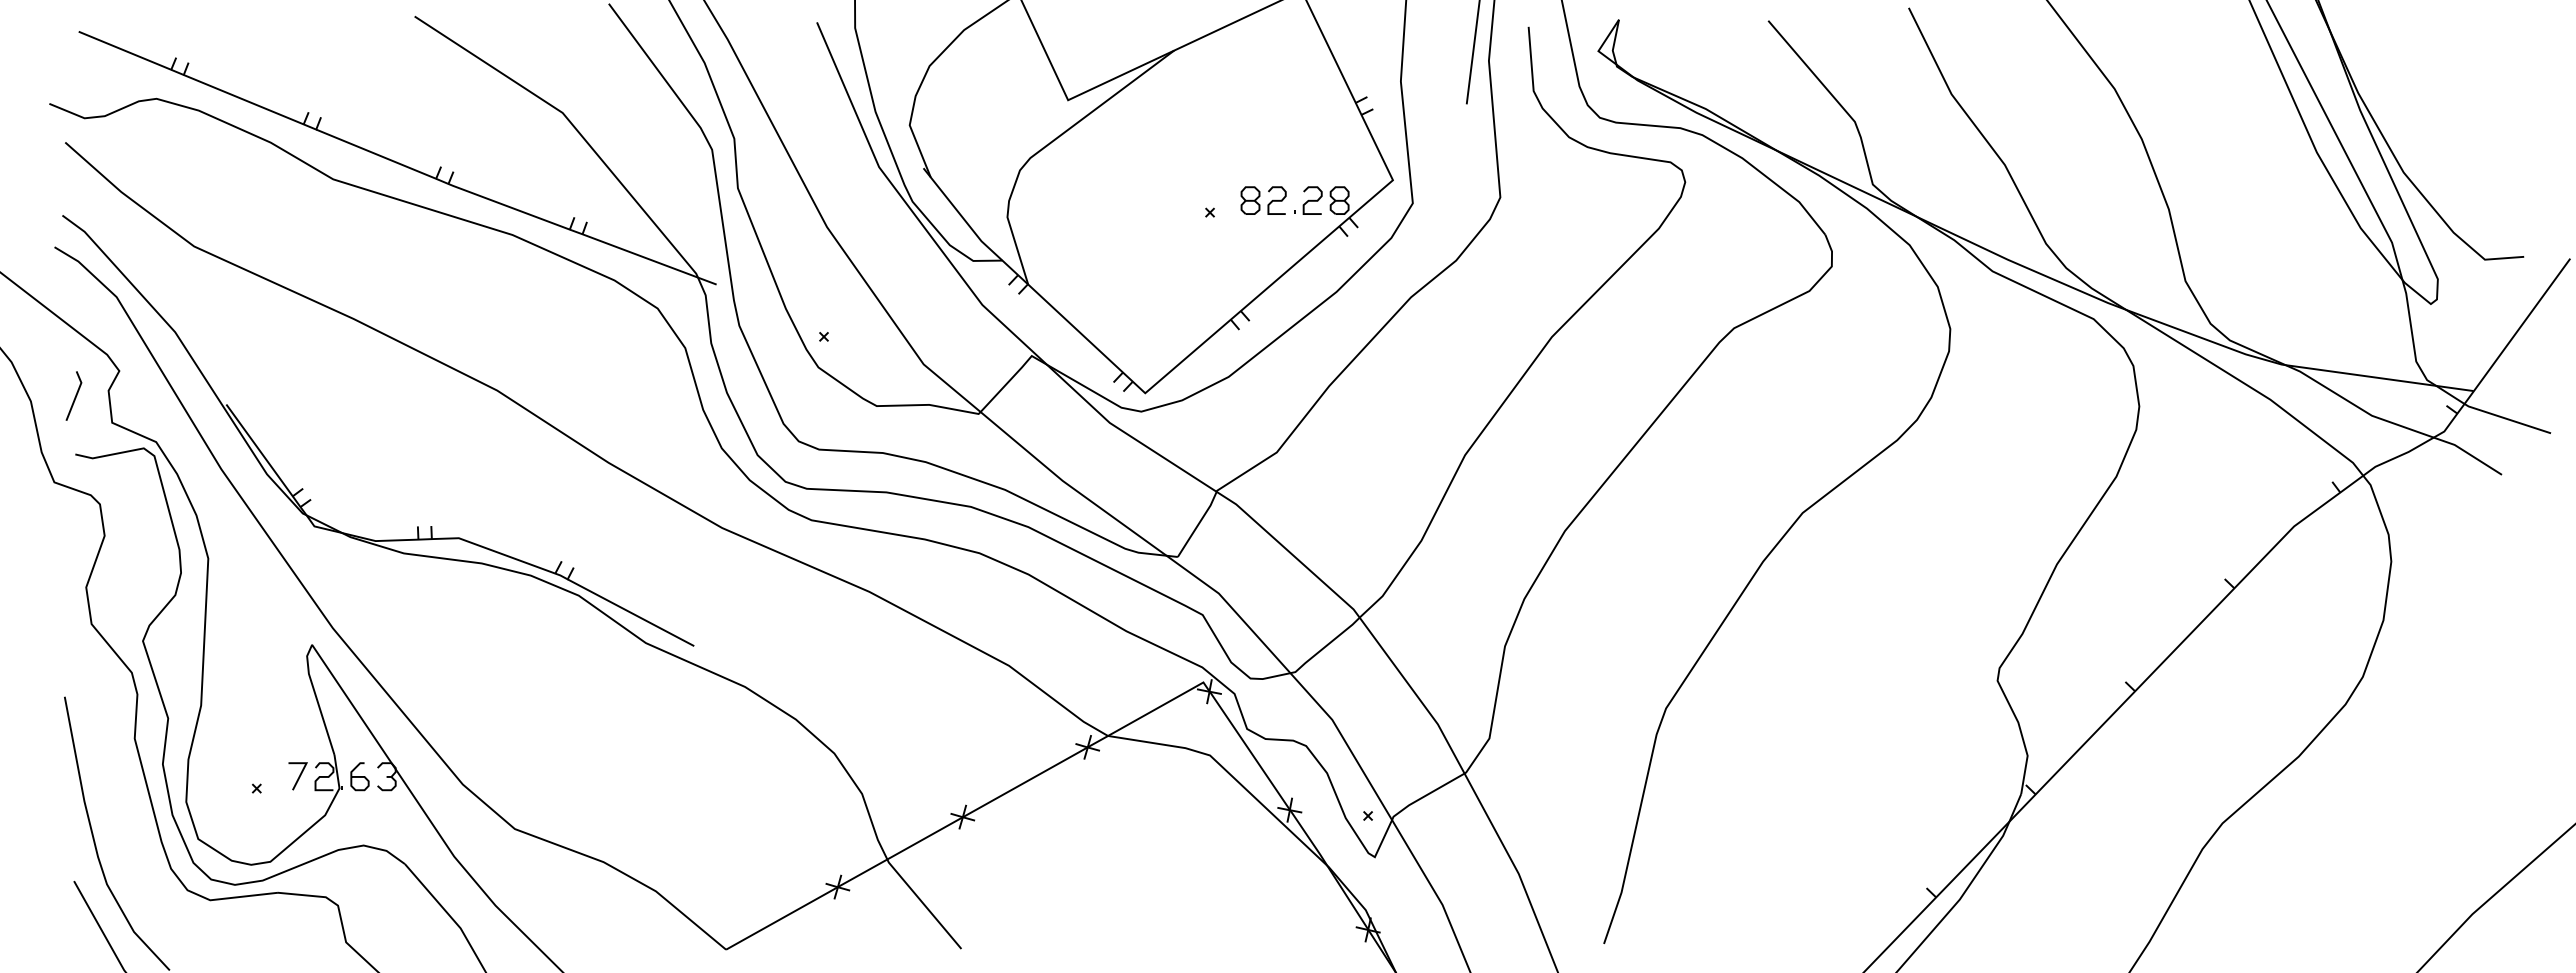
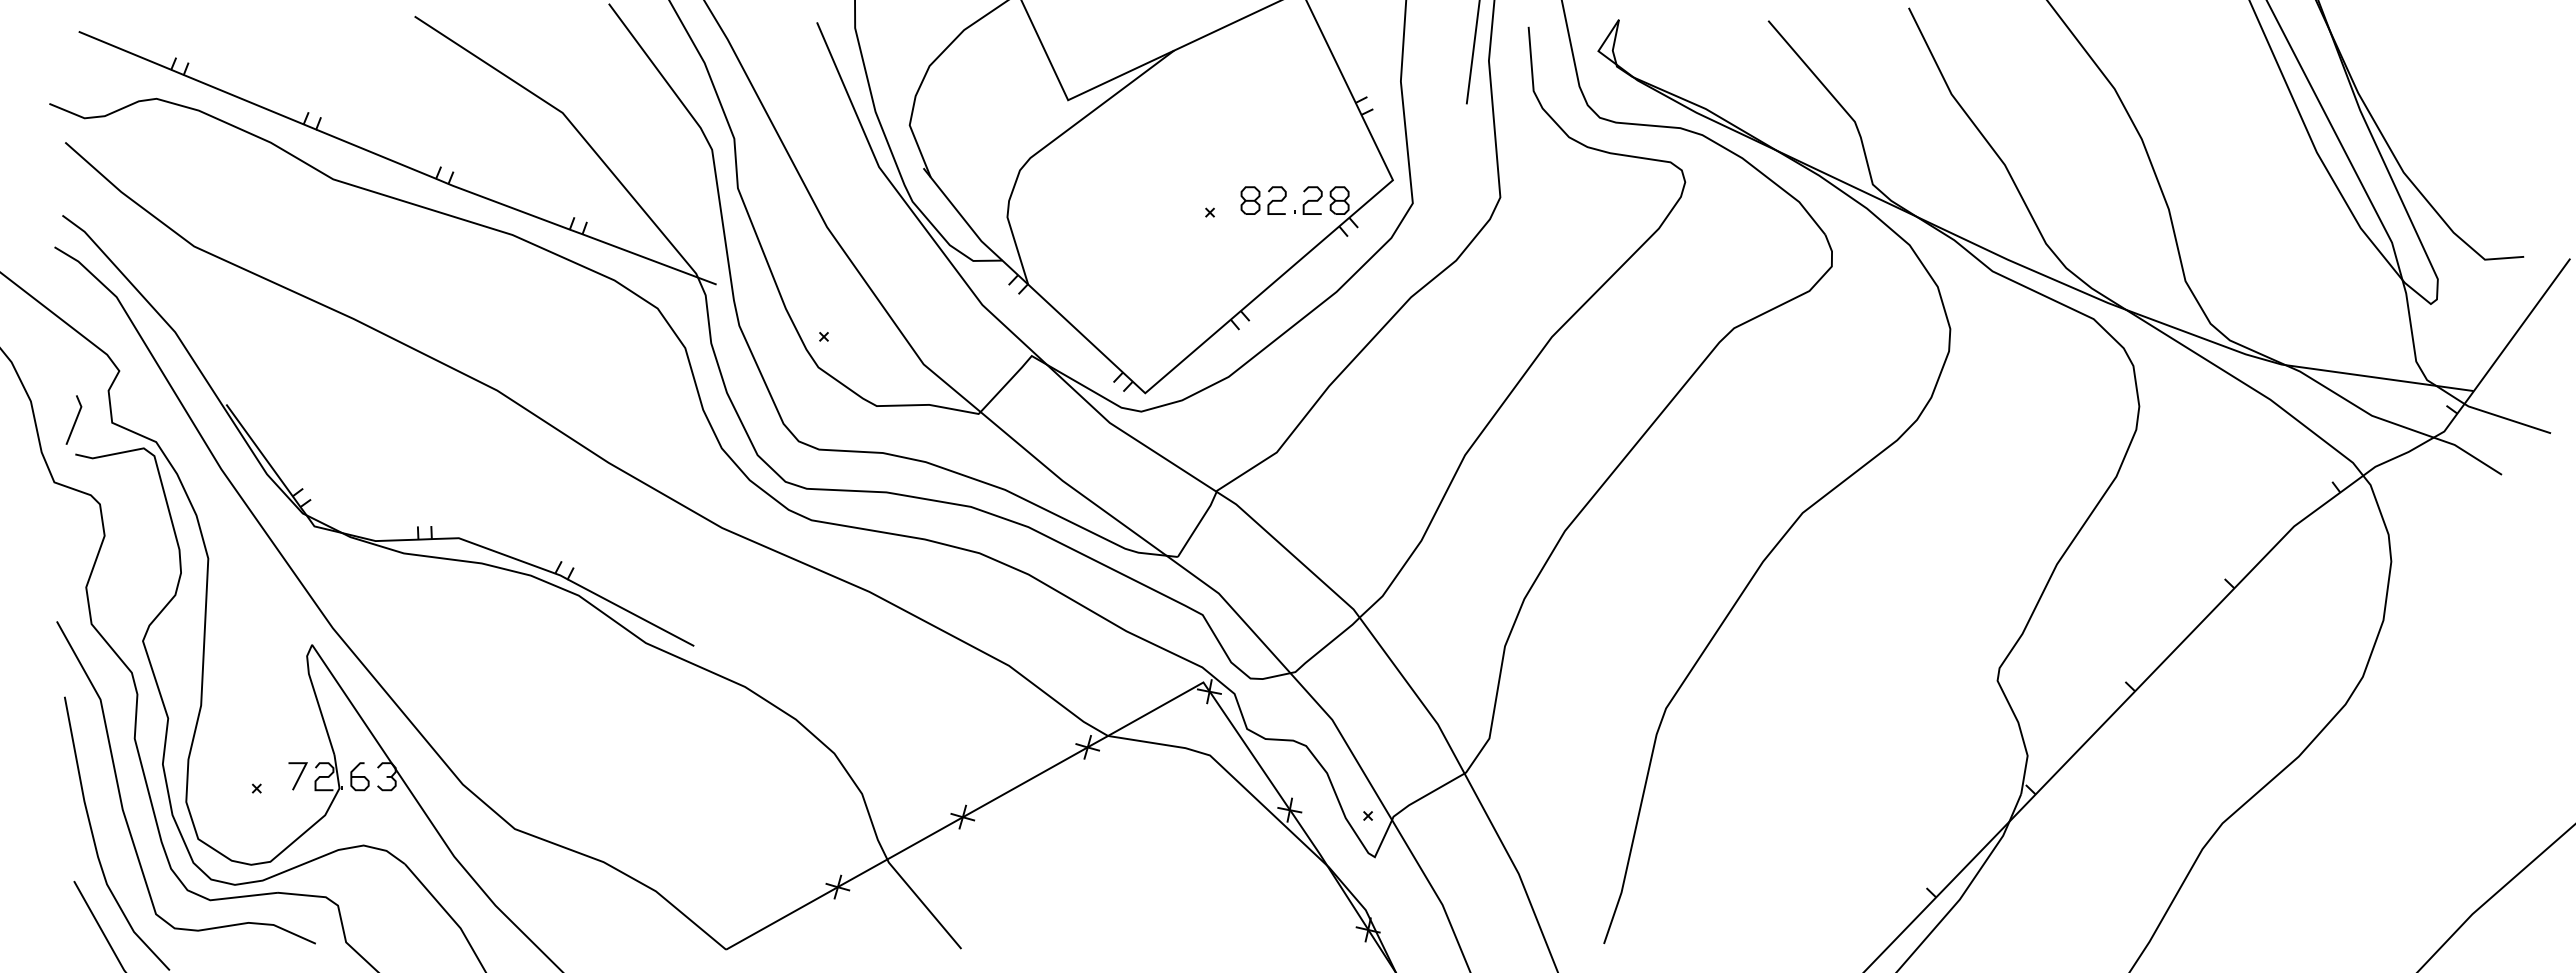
line position: (75, 395) -> (75, 419) (75, 419)
curve: none -> present (121, 797)
